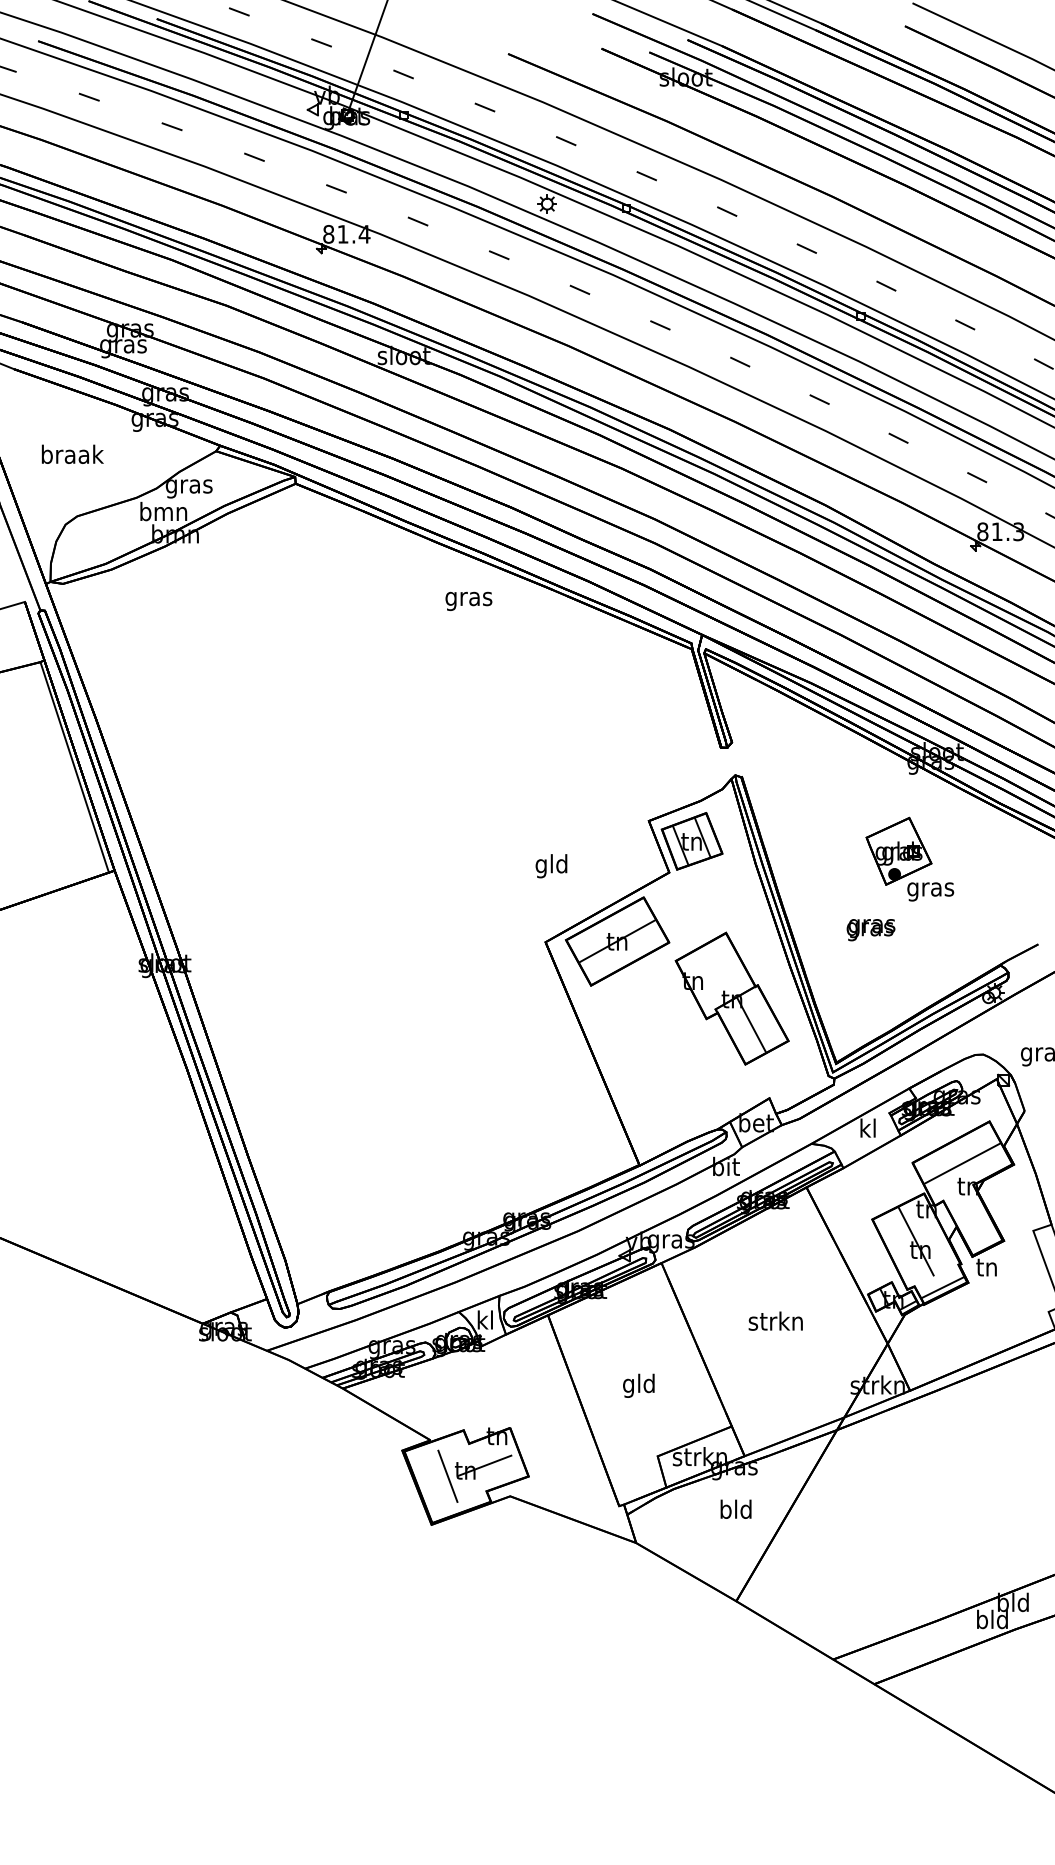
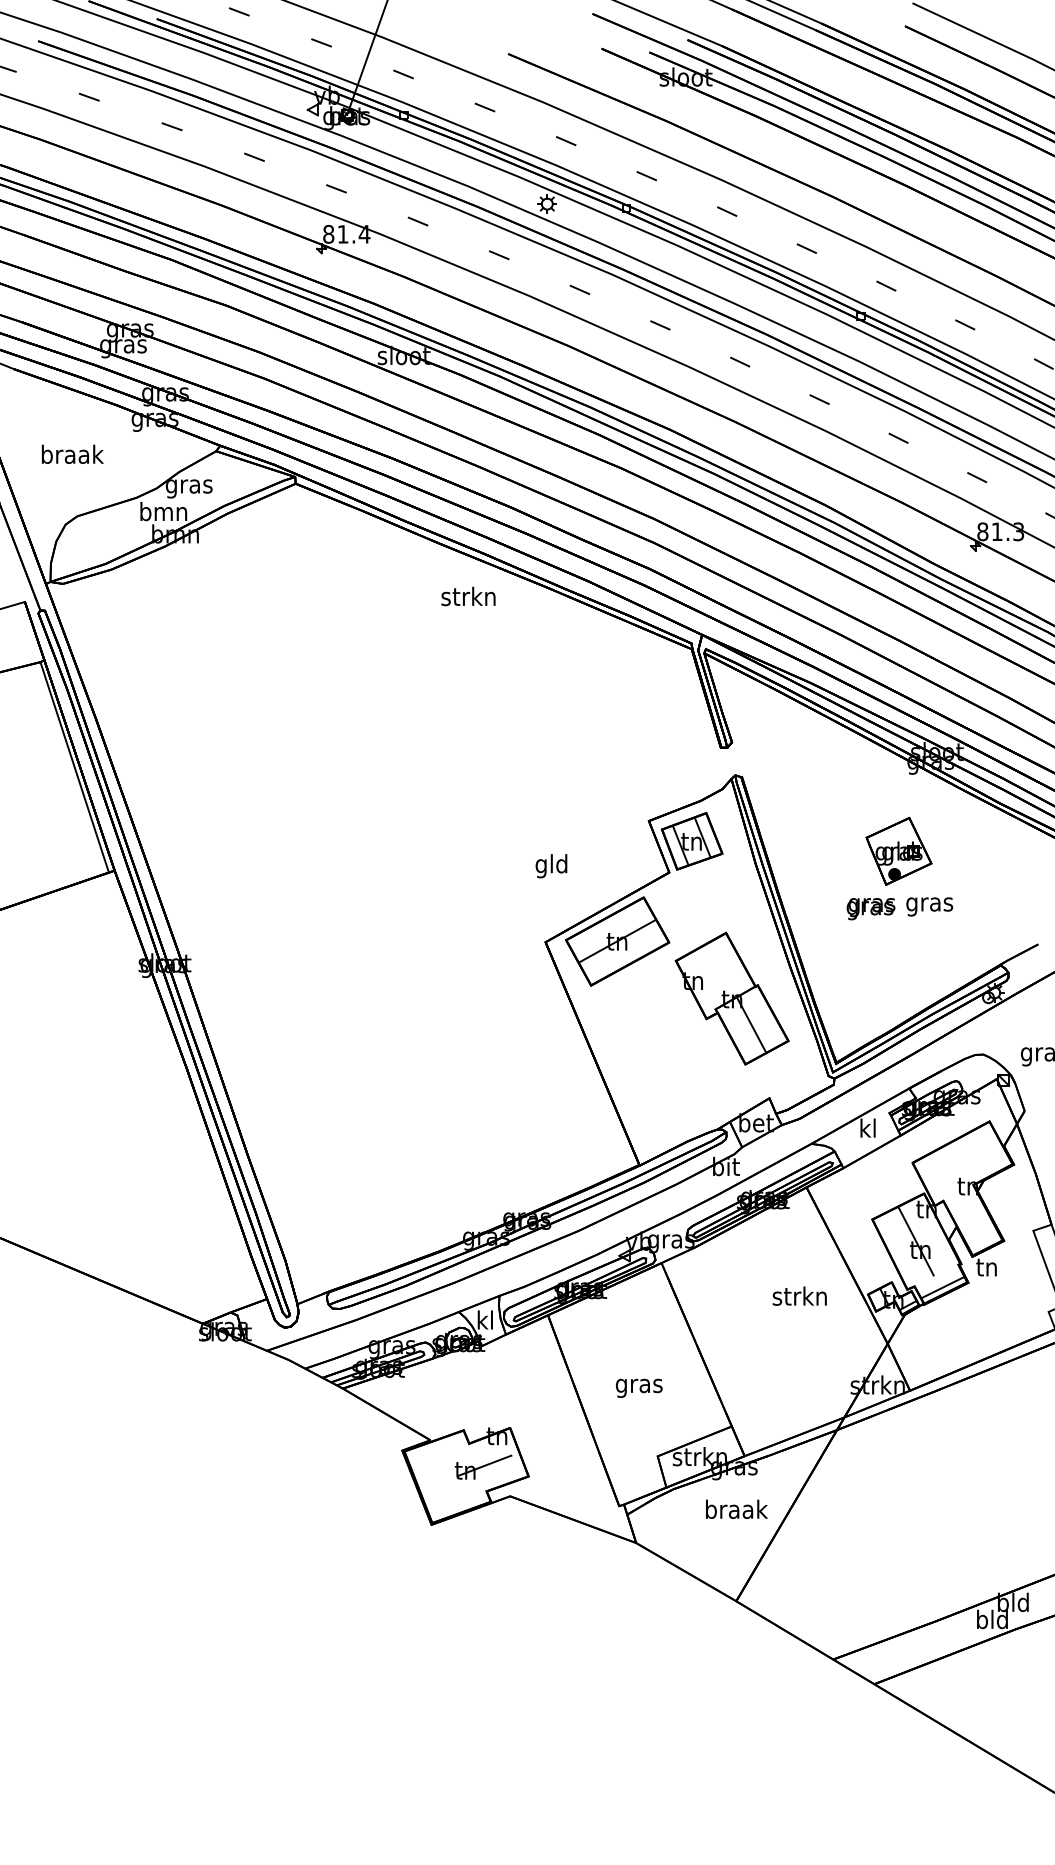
text: gras -> strkn (468, 598)
text position: (930, 891) -> (929, 906) (929, 906)
text position: (870, 930) -> (870, 909) (870, 909)
line: present -> none (962, 1163)
text position: (775, 1320) -> (799, 1295) (799, 1295)
text: gld -> gras (638, 1385)
line: present -> none (447, 1475)
text: bld -> braak (736, 1508)
